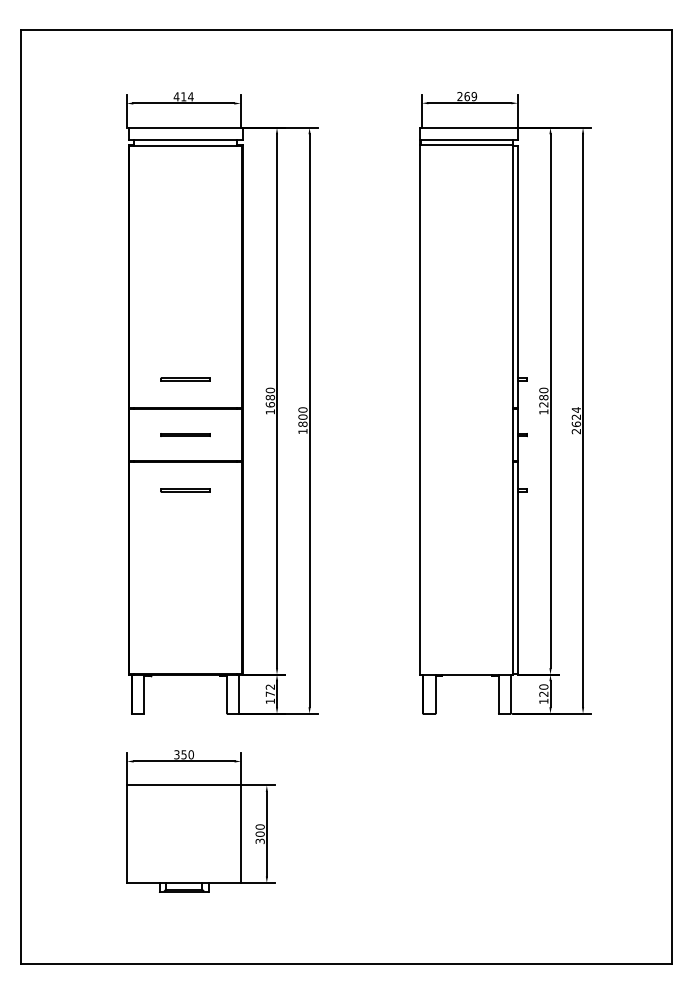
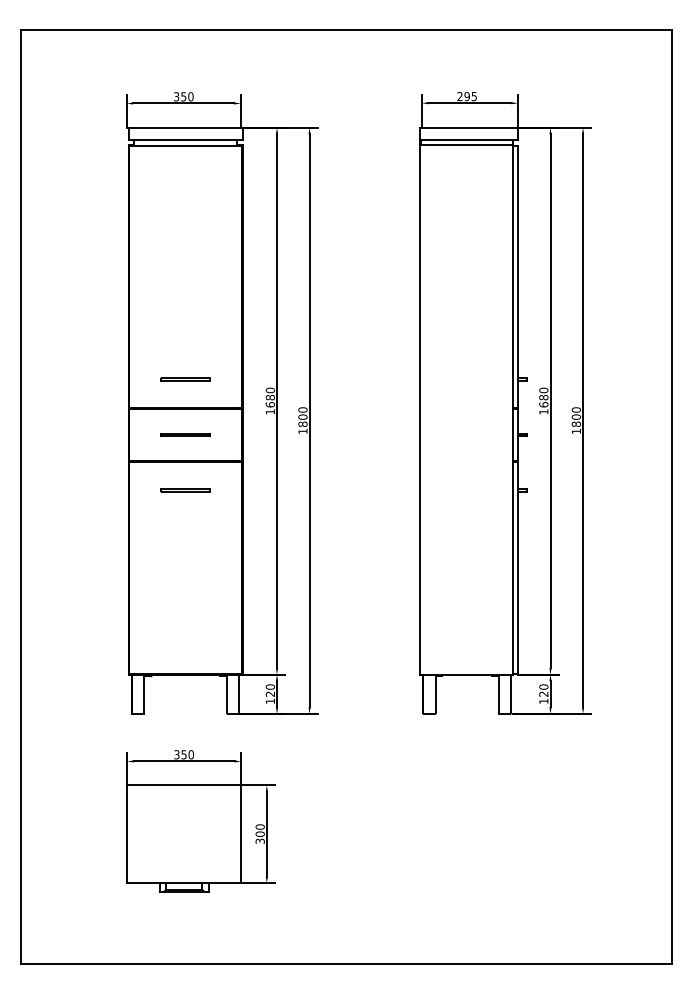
text: 414 -> 350 (183, 96)
text: 269 -> 295 (470, 96)
text: 1280 -> 1680 (543, 404)
text: 2624 -> 1800 (576, 420)
text: 172 -> 120 (269, 690)
